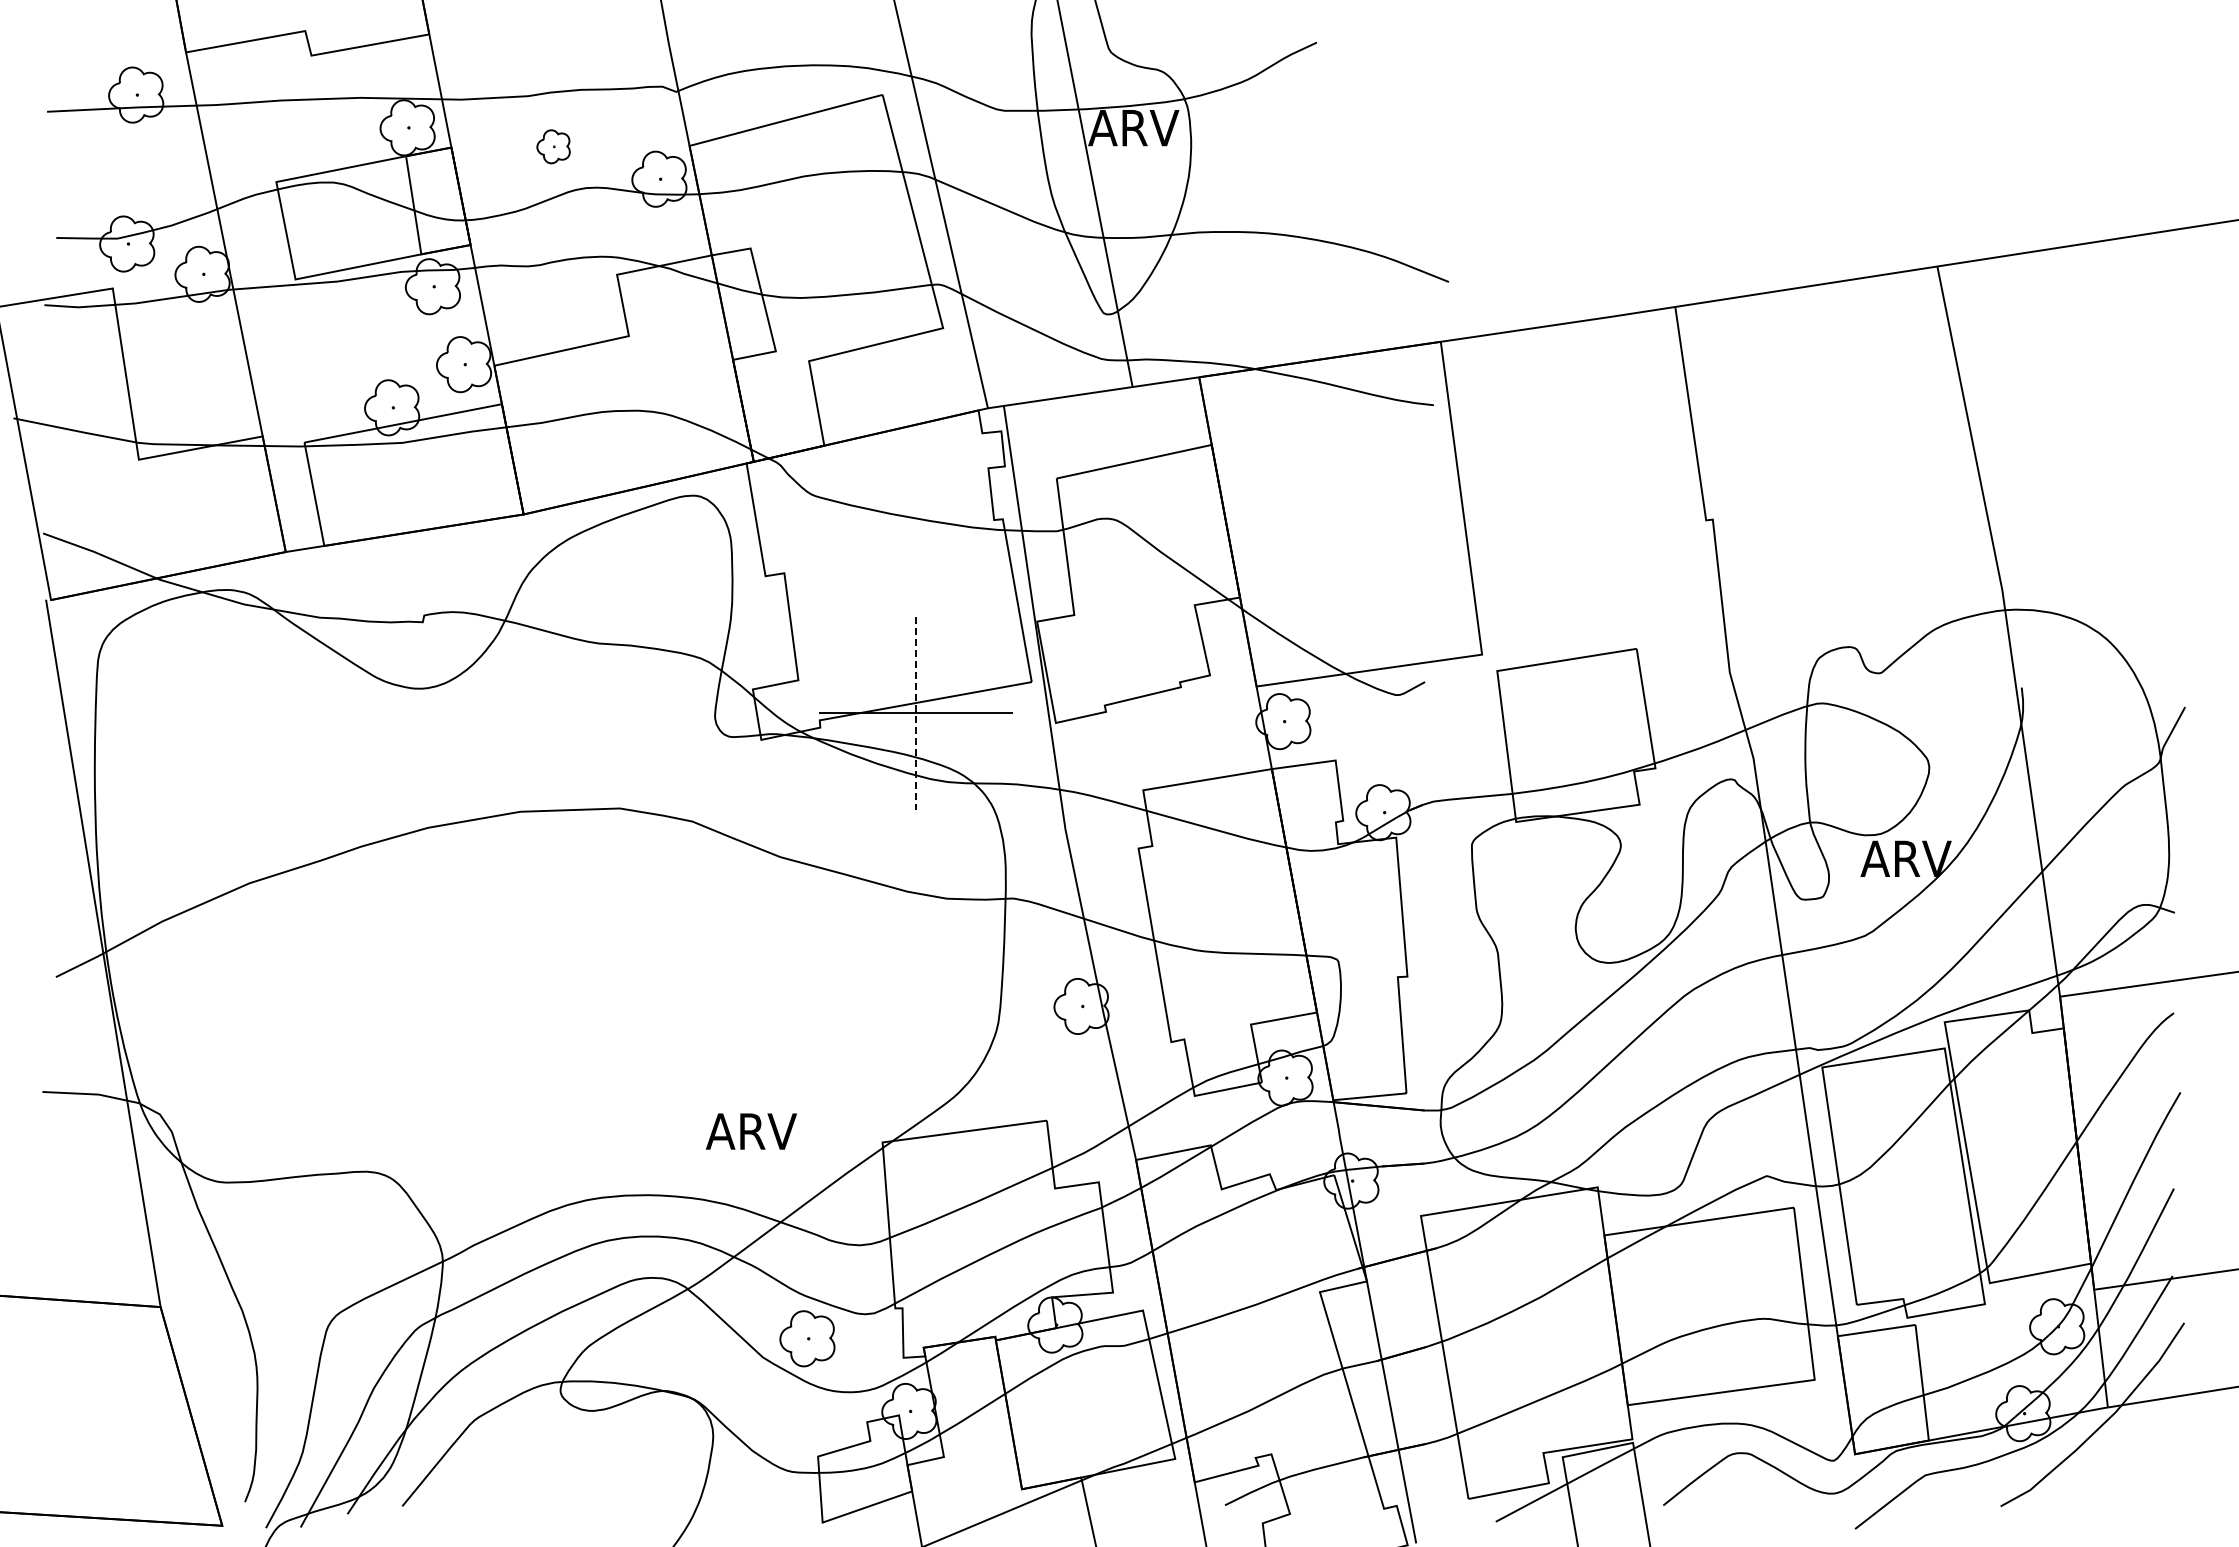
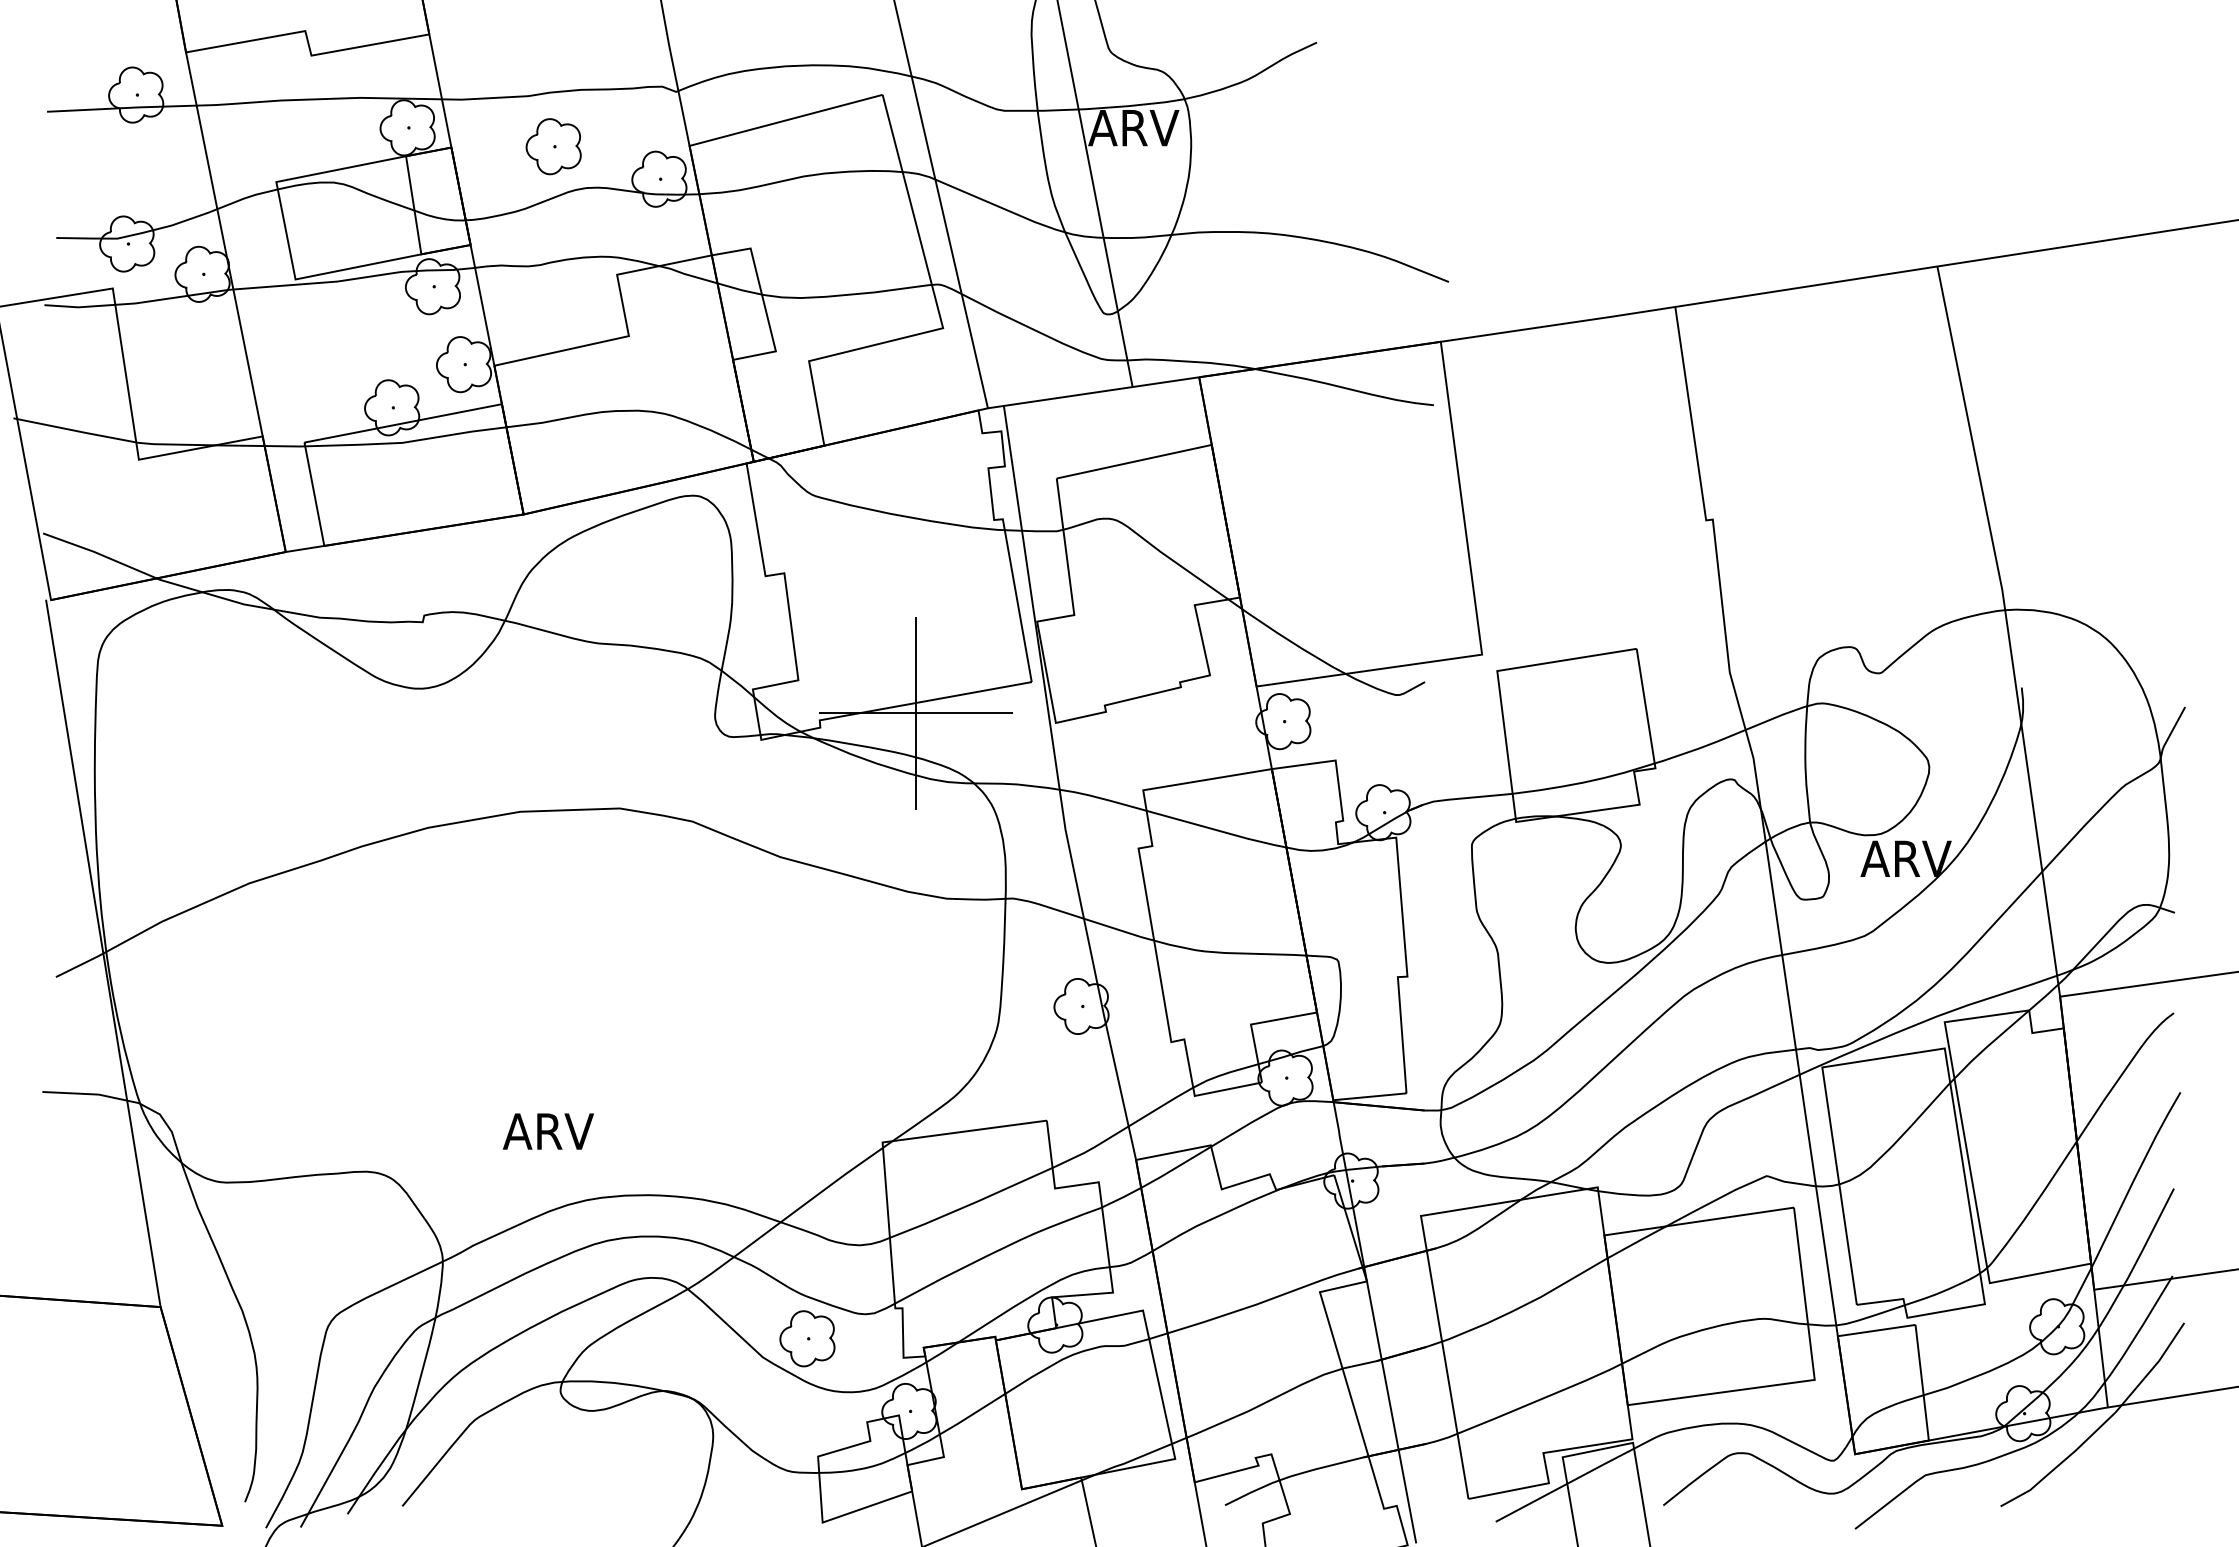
part size: 35x36 px -> 57x58 px (553, 146)
line: dashed -> solid (915, 713)
text position: (750, 1131) -> (547, 1131) (547, 1131)
